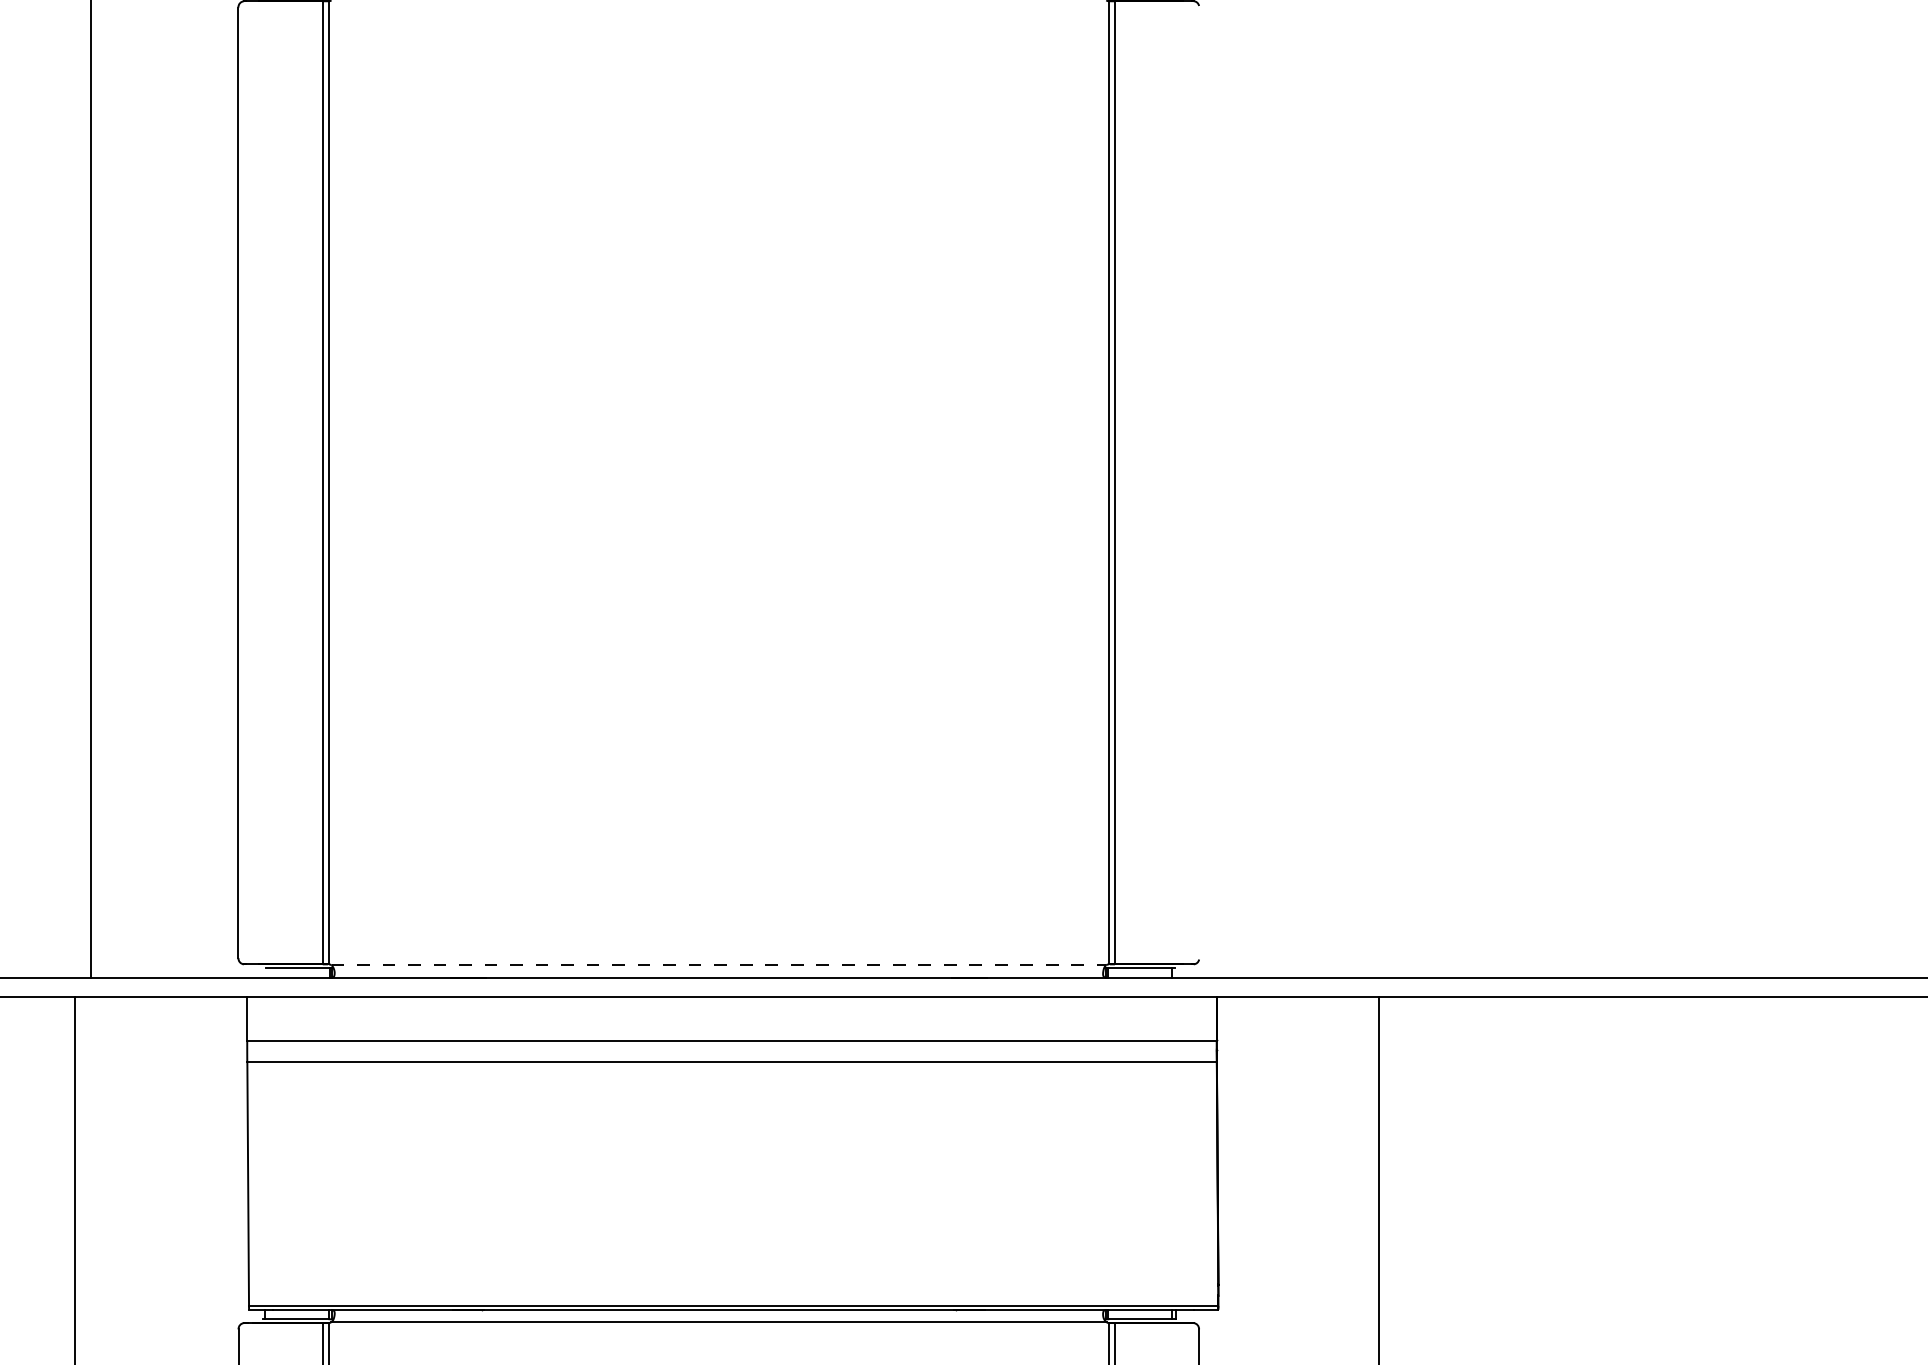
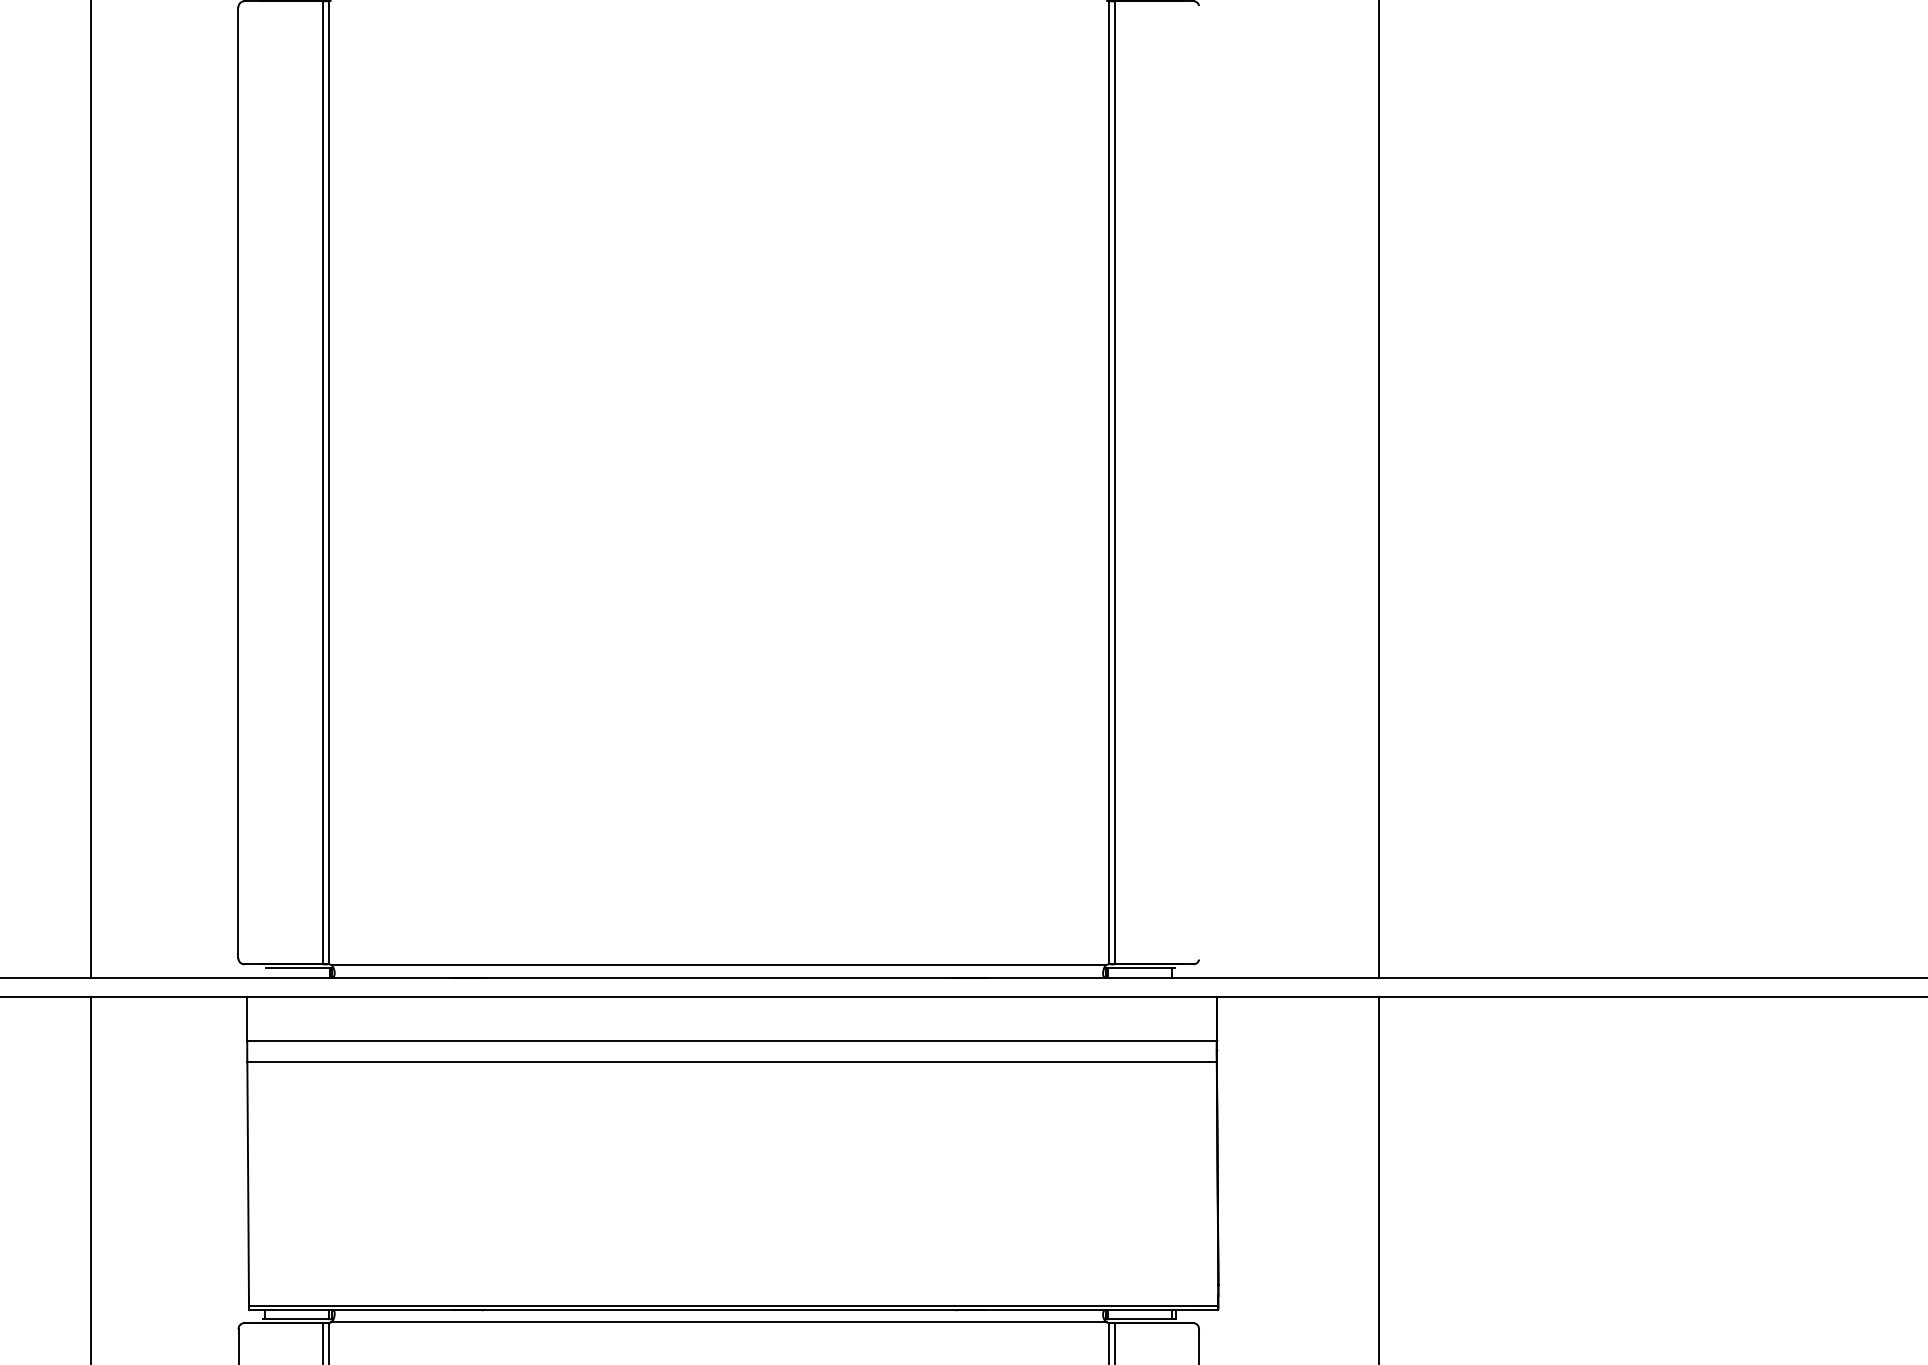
line: none -> present (1378, 489)
line: dashed -> solid (719, 965)
line position: (74, 1179) -> (90, 1179) (90, 1179)
